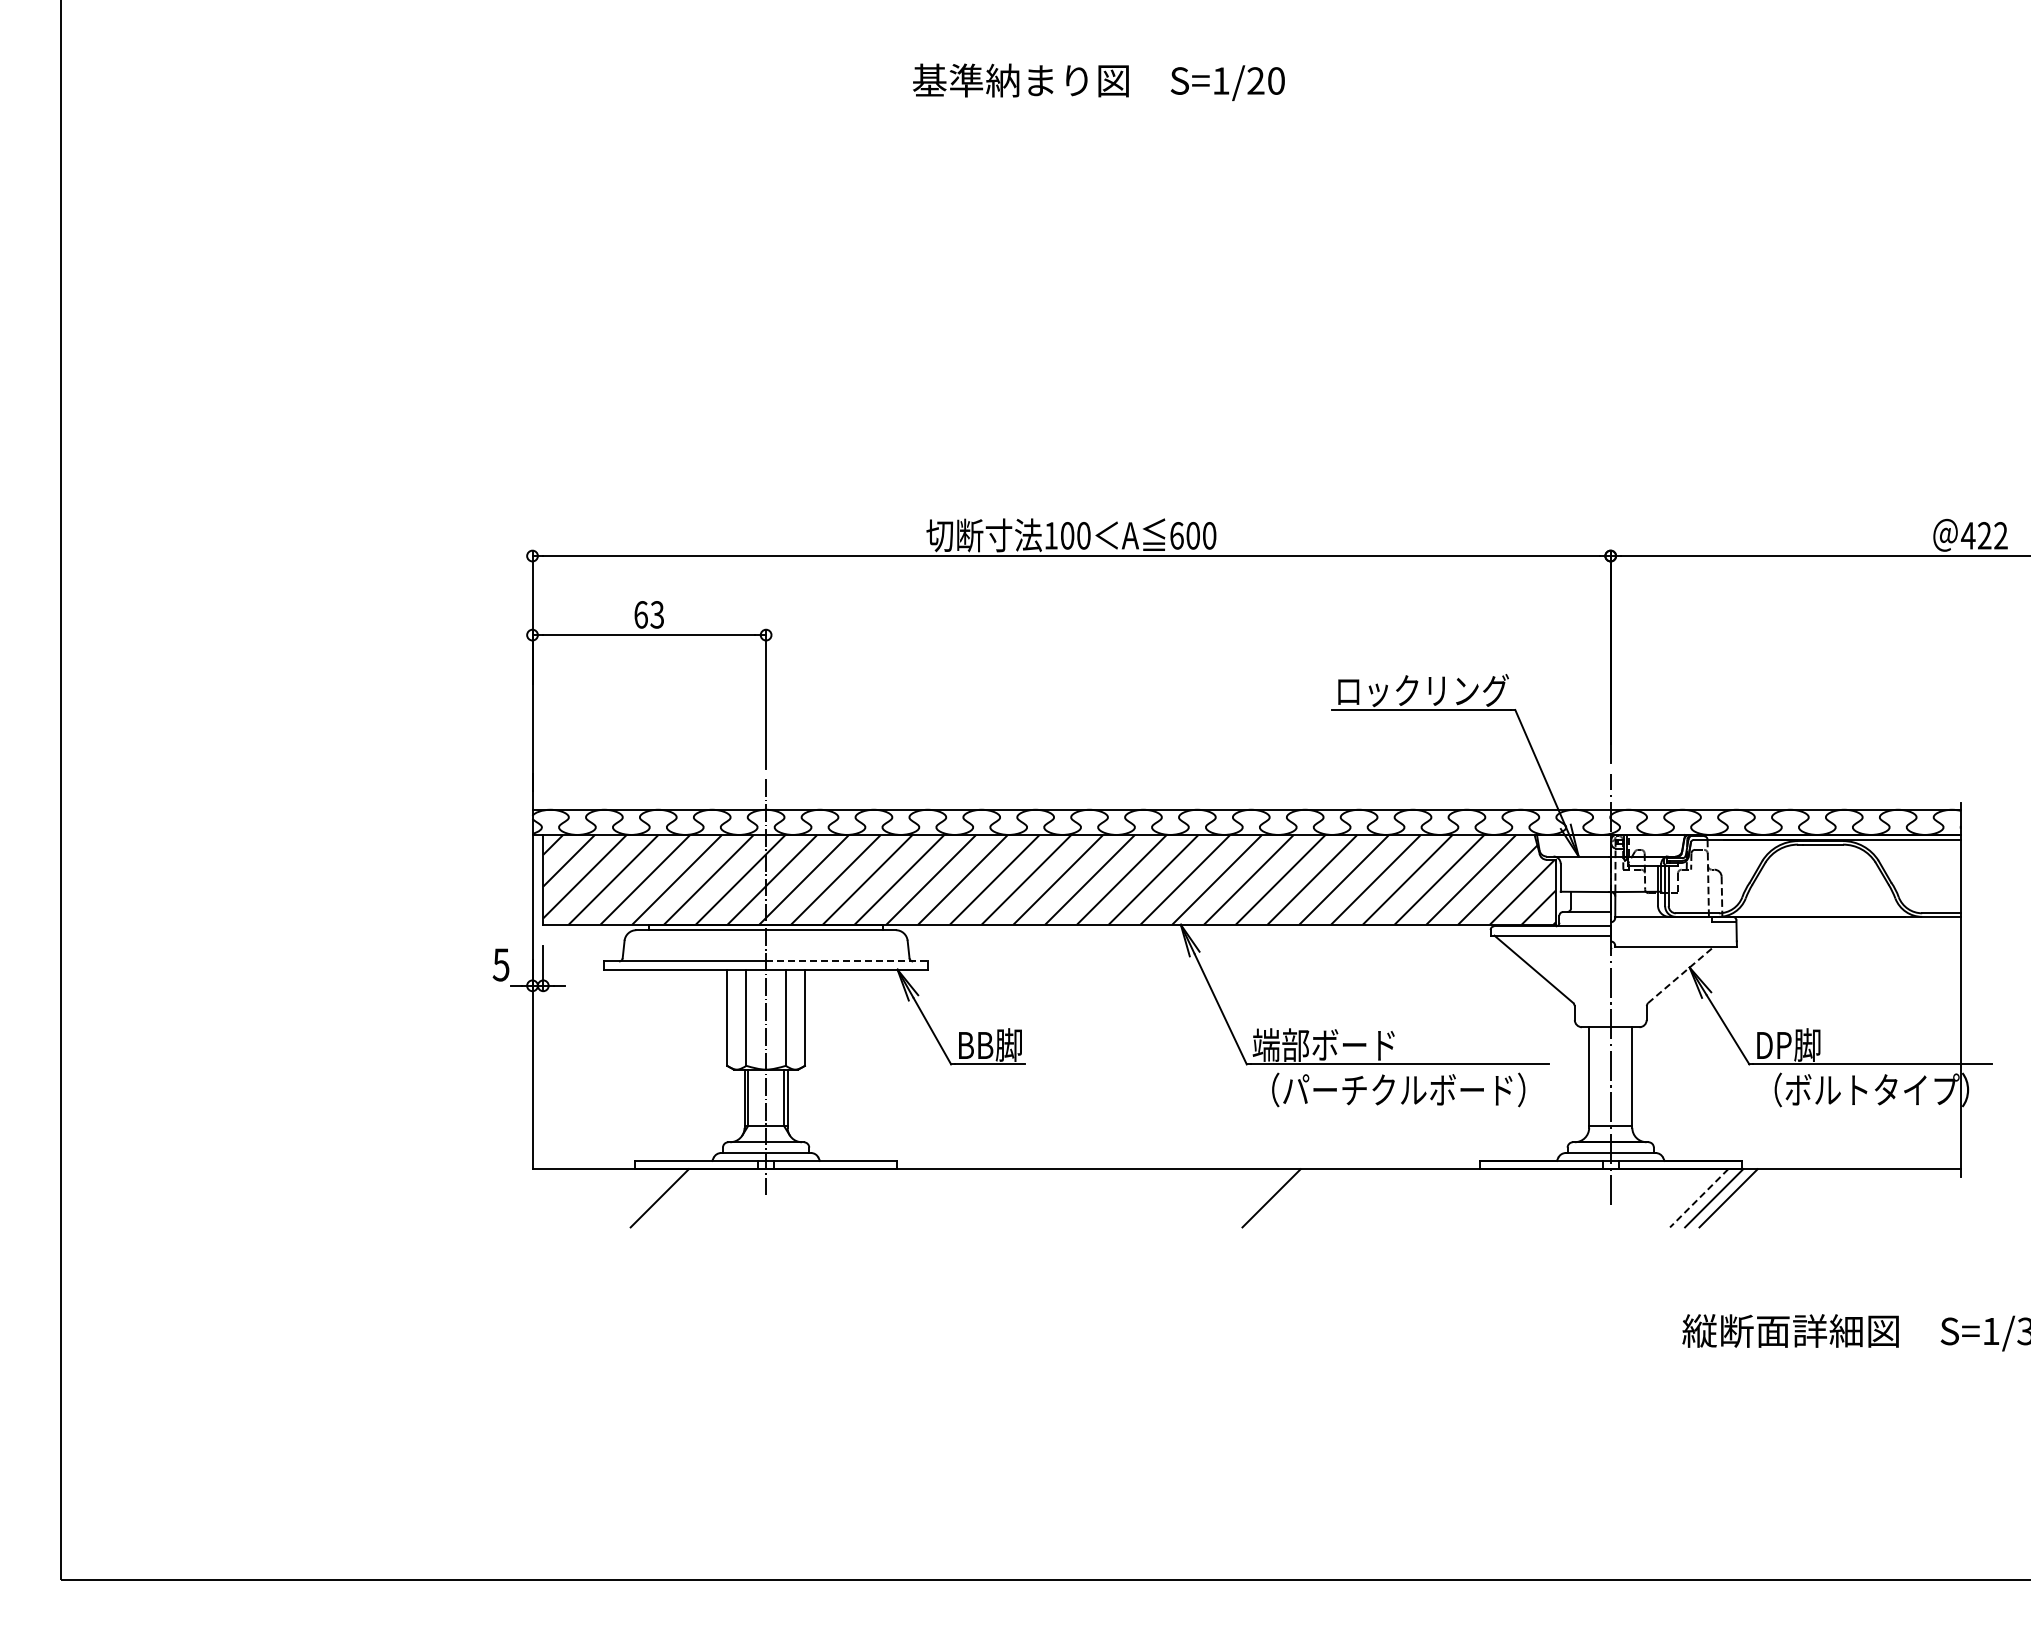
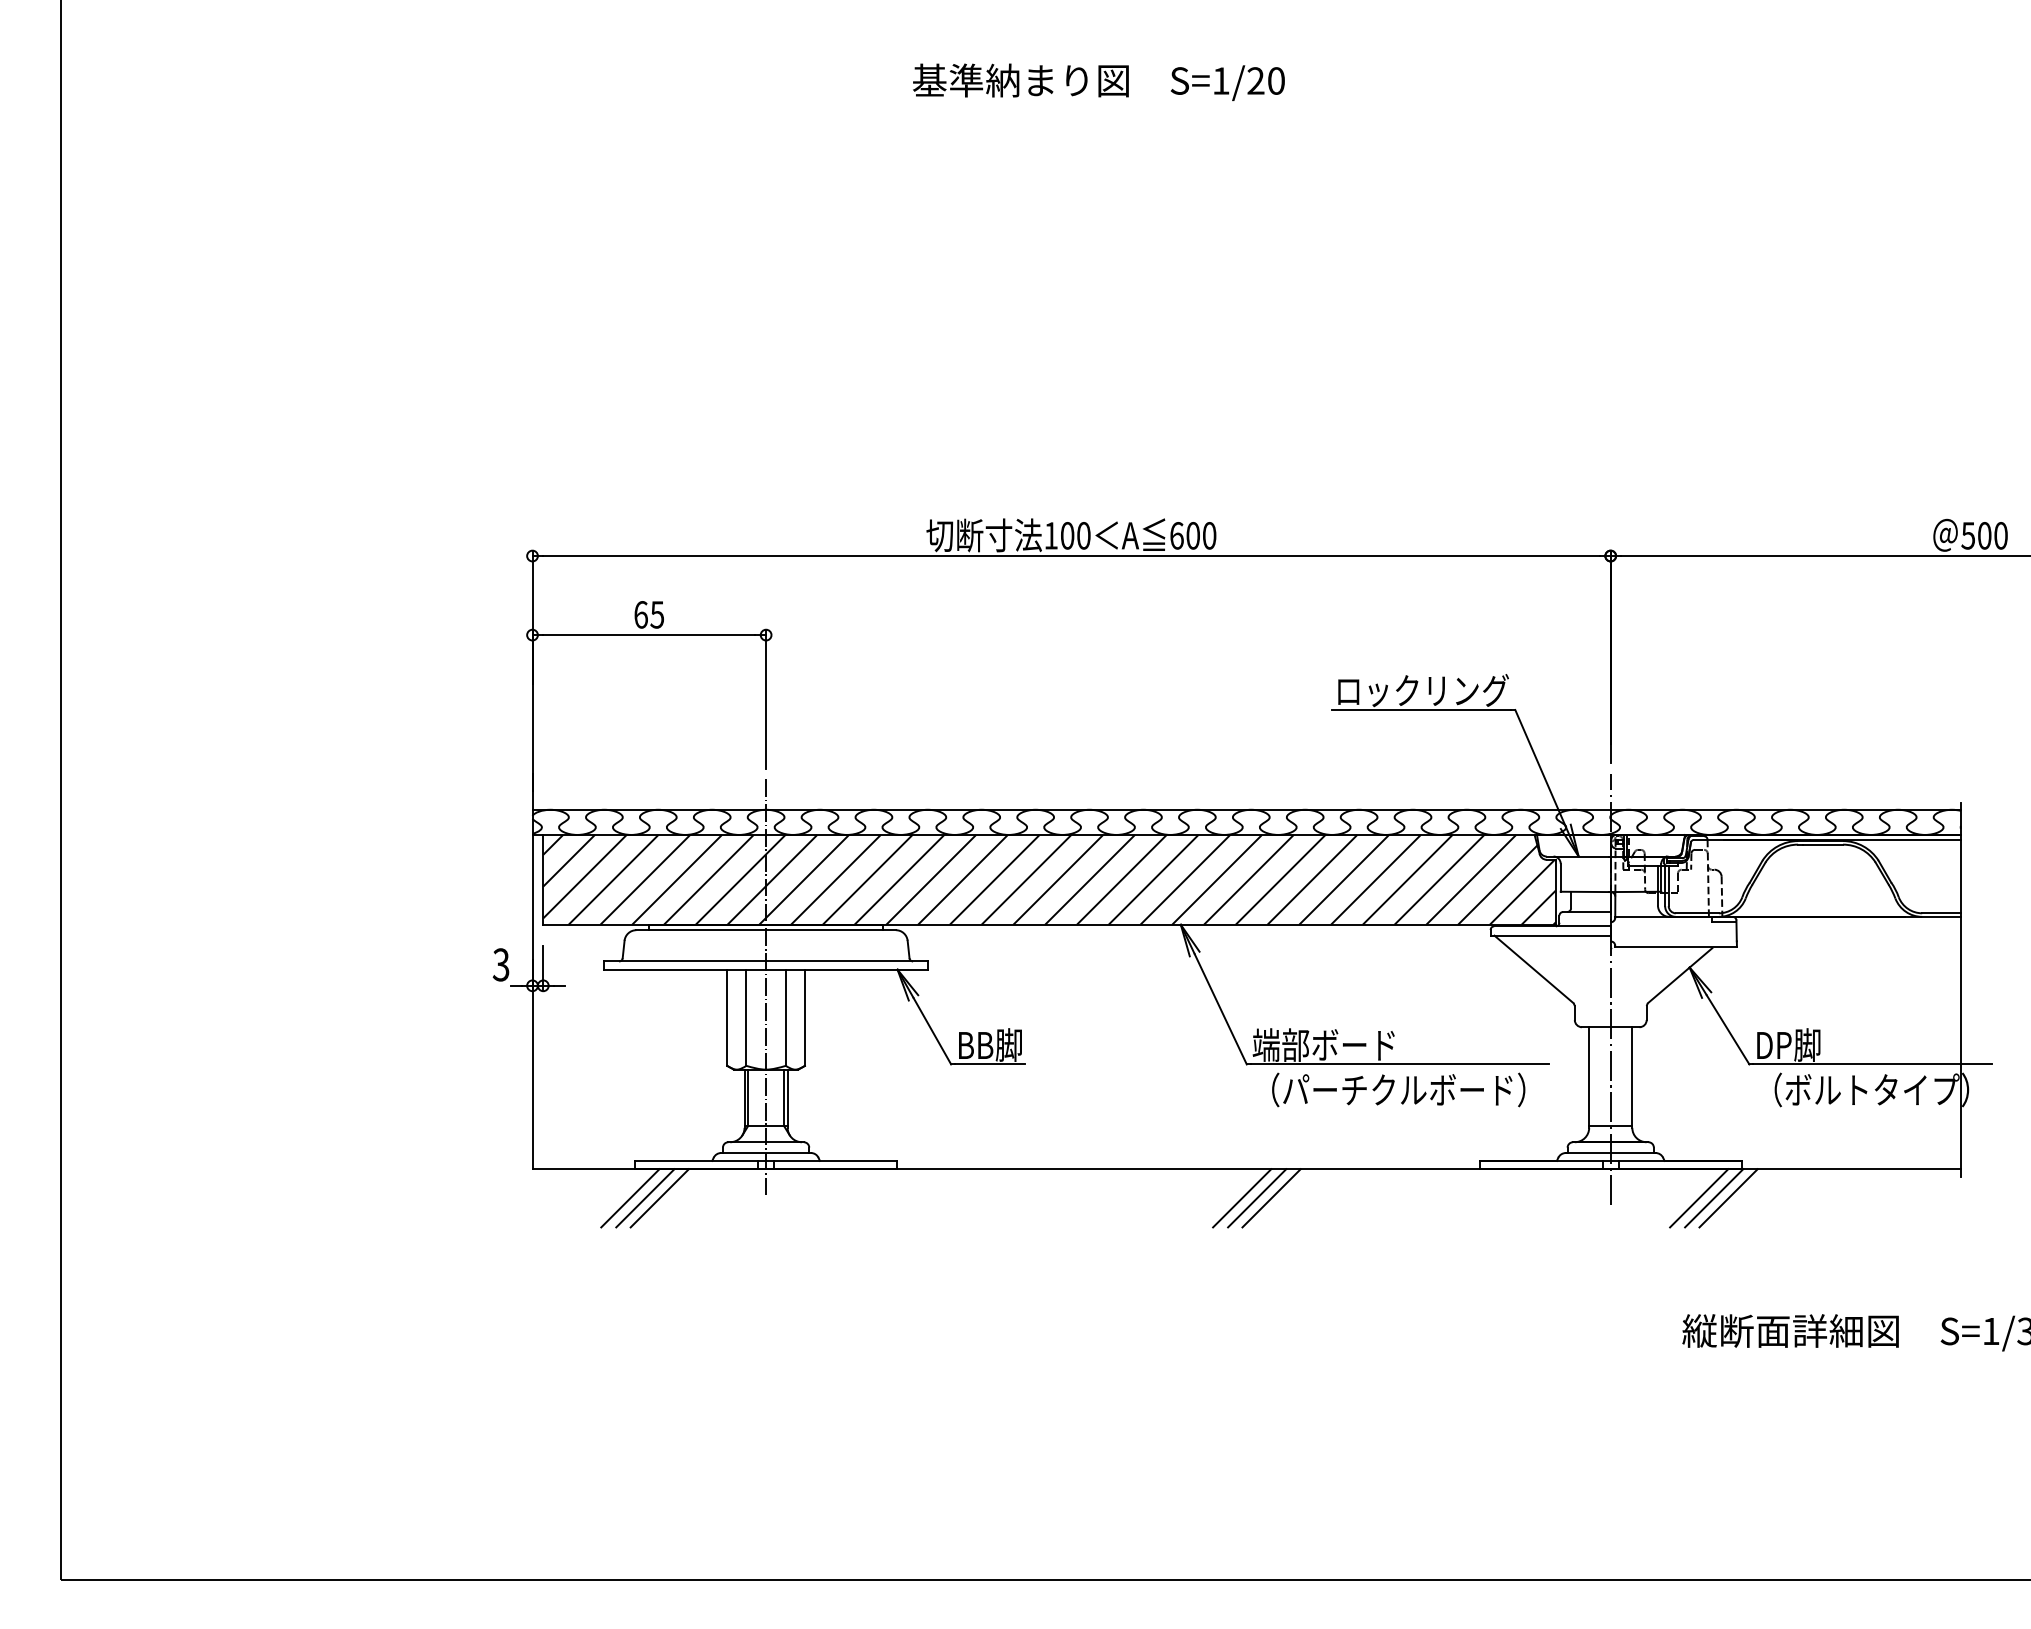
text: 422 -> 500 (1983, 535)
text: 63 -> 65 (656, 614)
line: dashed -> solid (846, 961)
text: 5 -> 3 (501, 964)
line: dashed -> solid (1680, 975)
line: none -> present (630, 1198)
line: none -> present (645, 1198)
line: none -> present (1242, 1198)
line: none -> present (1257, 1198)
line: dashed -> solid (1698, 1198)
